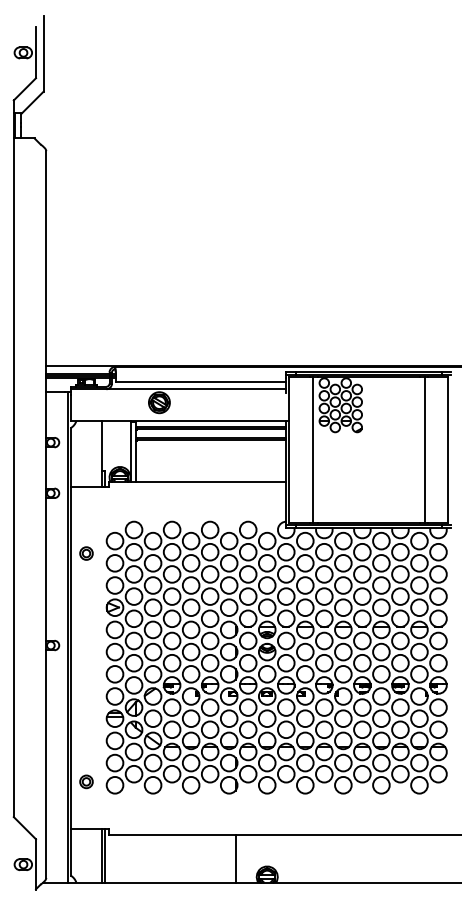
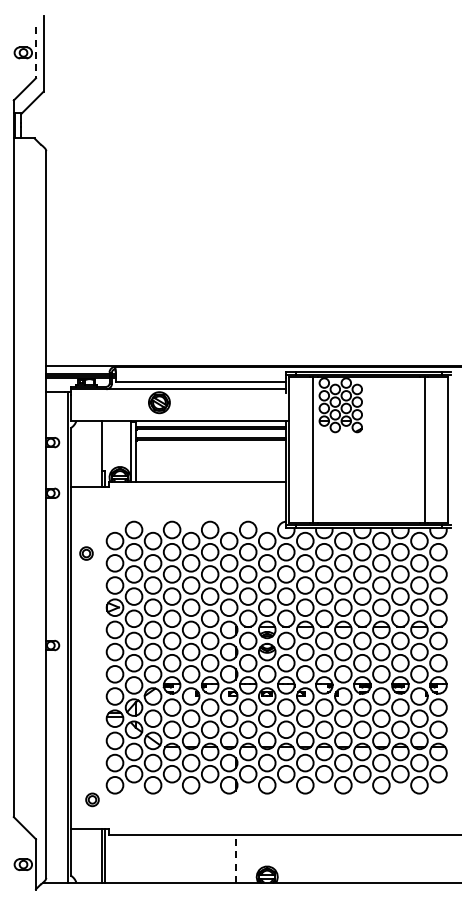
line: solid -> dashed (36, 53)
part position: (86, 781) -> (92, 799) (92, 799)
line: solid -> dashed (235, 858)
